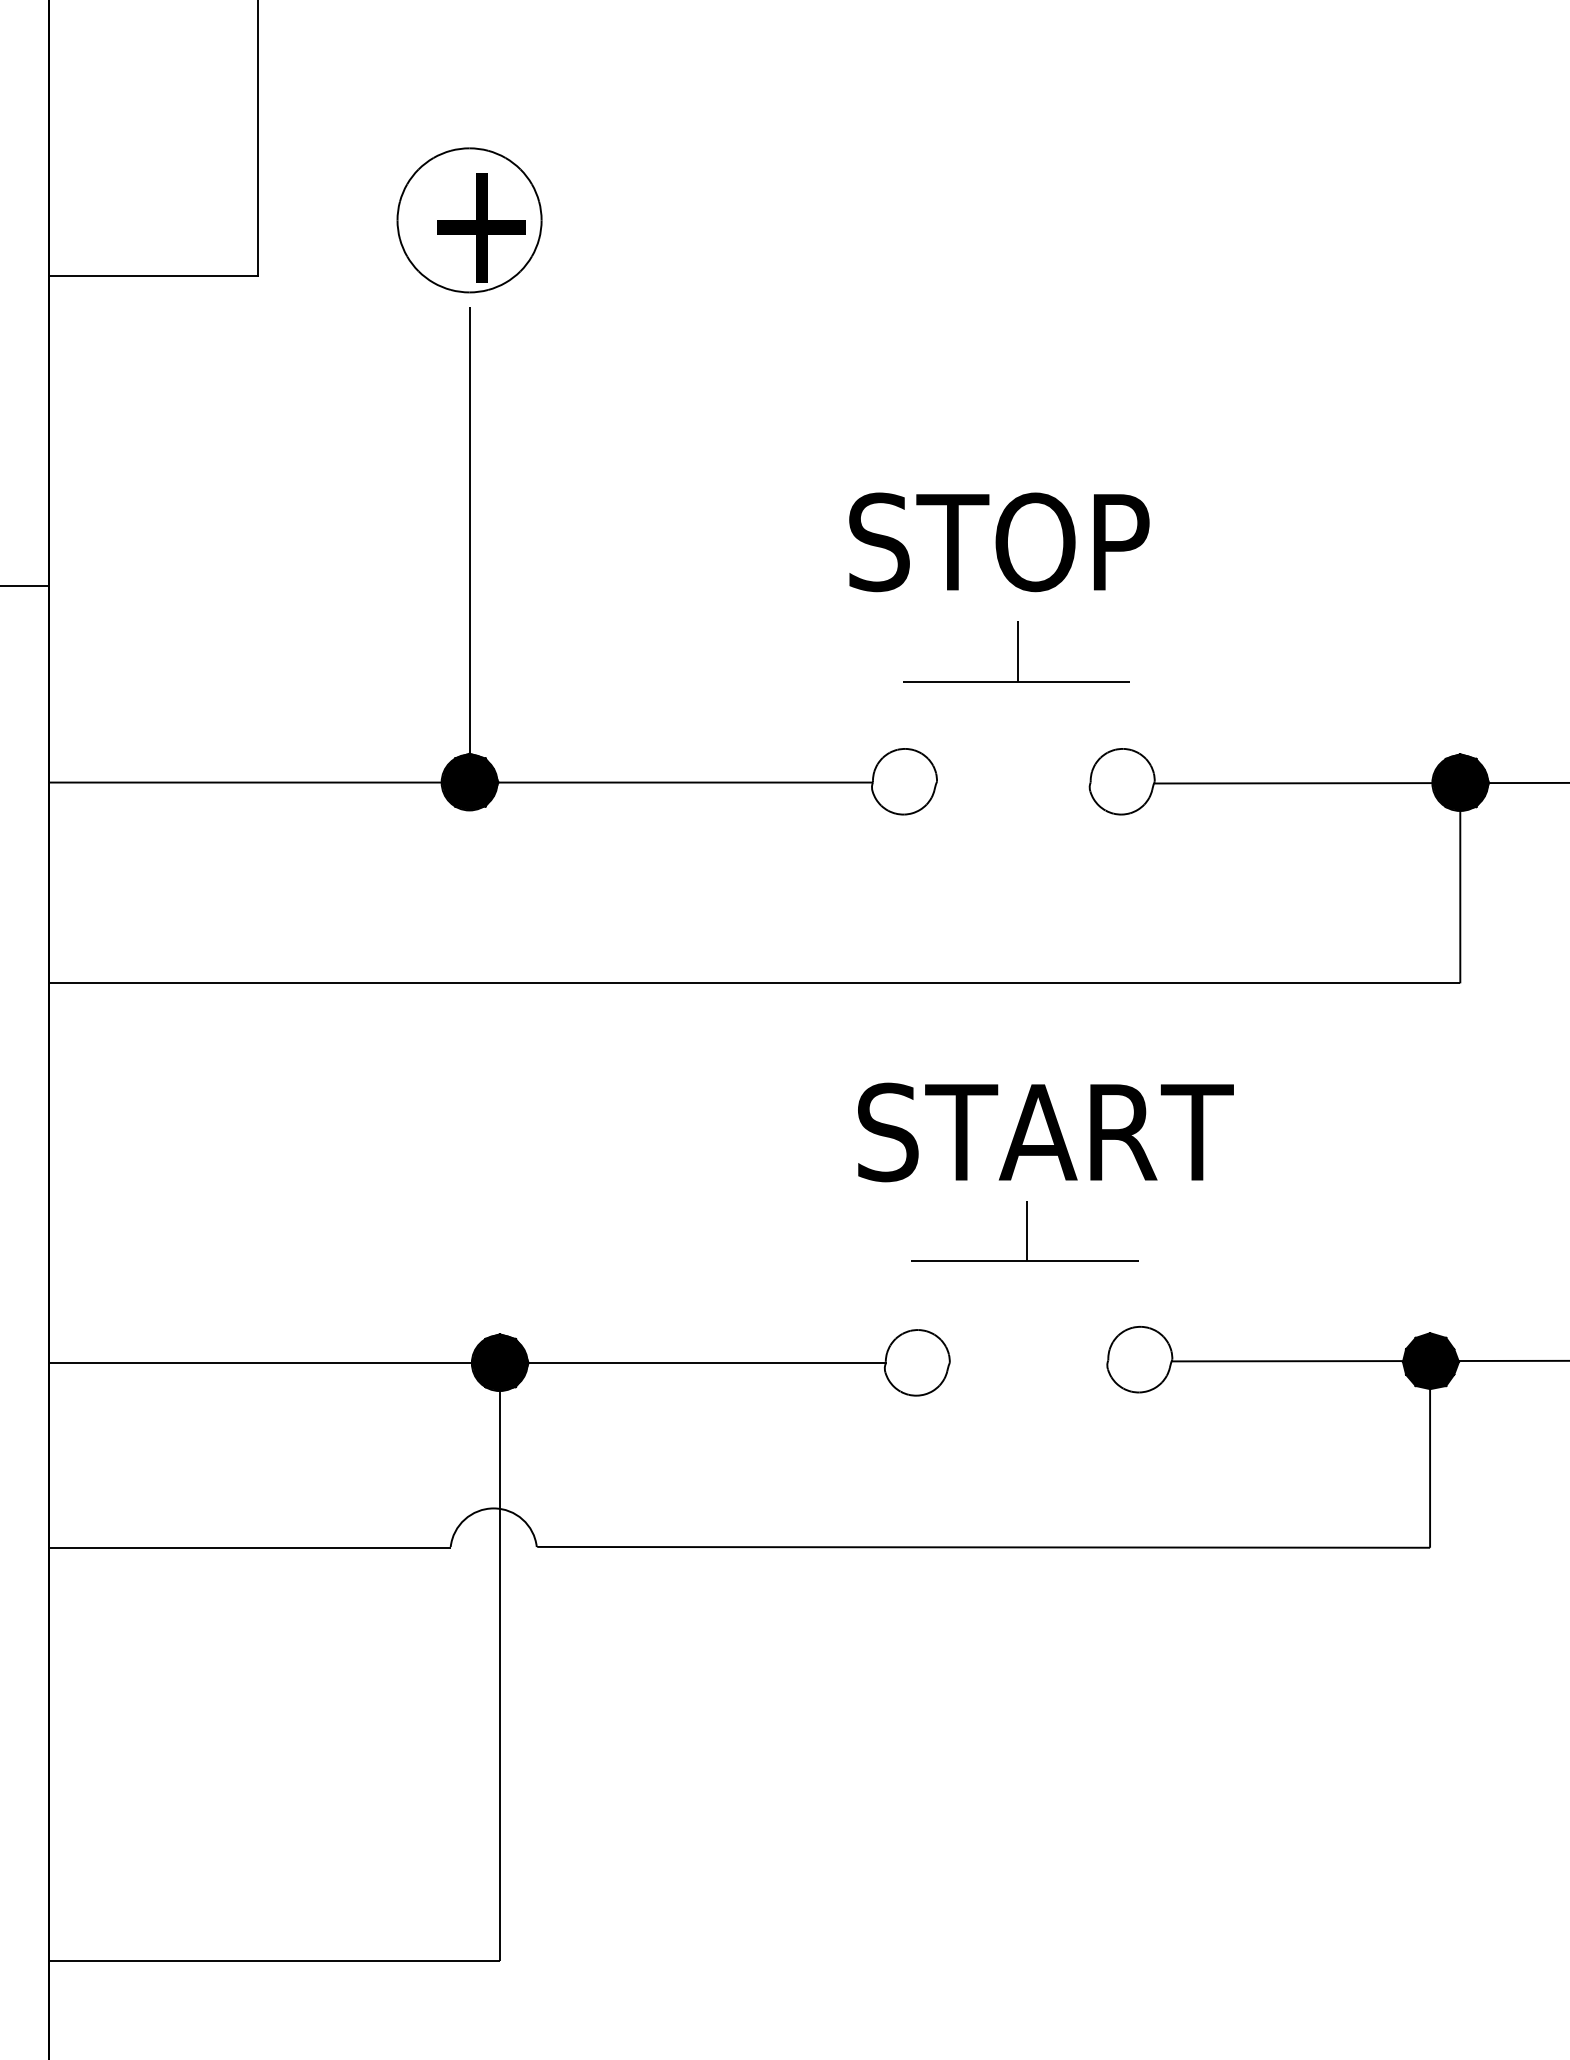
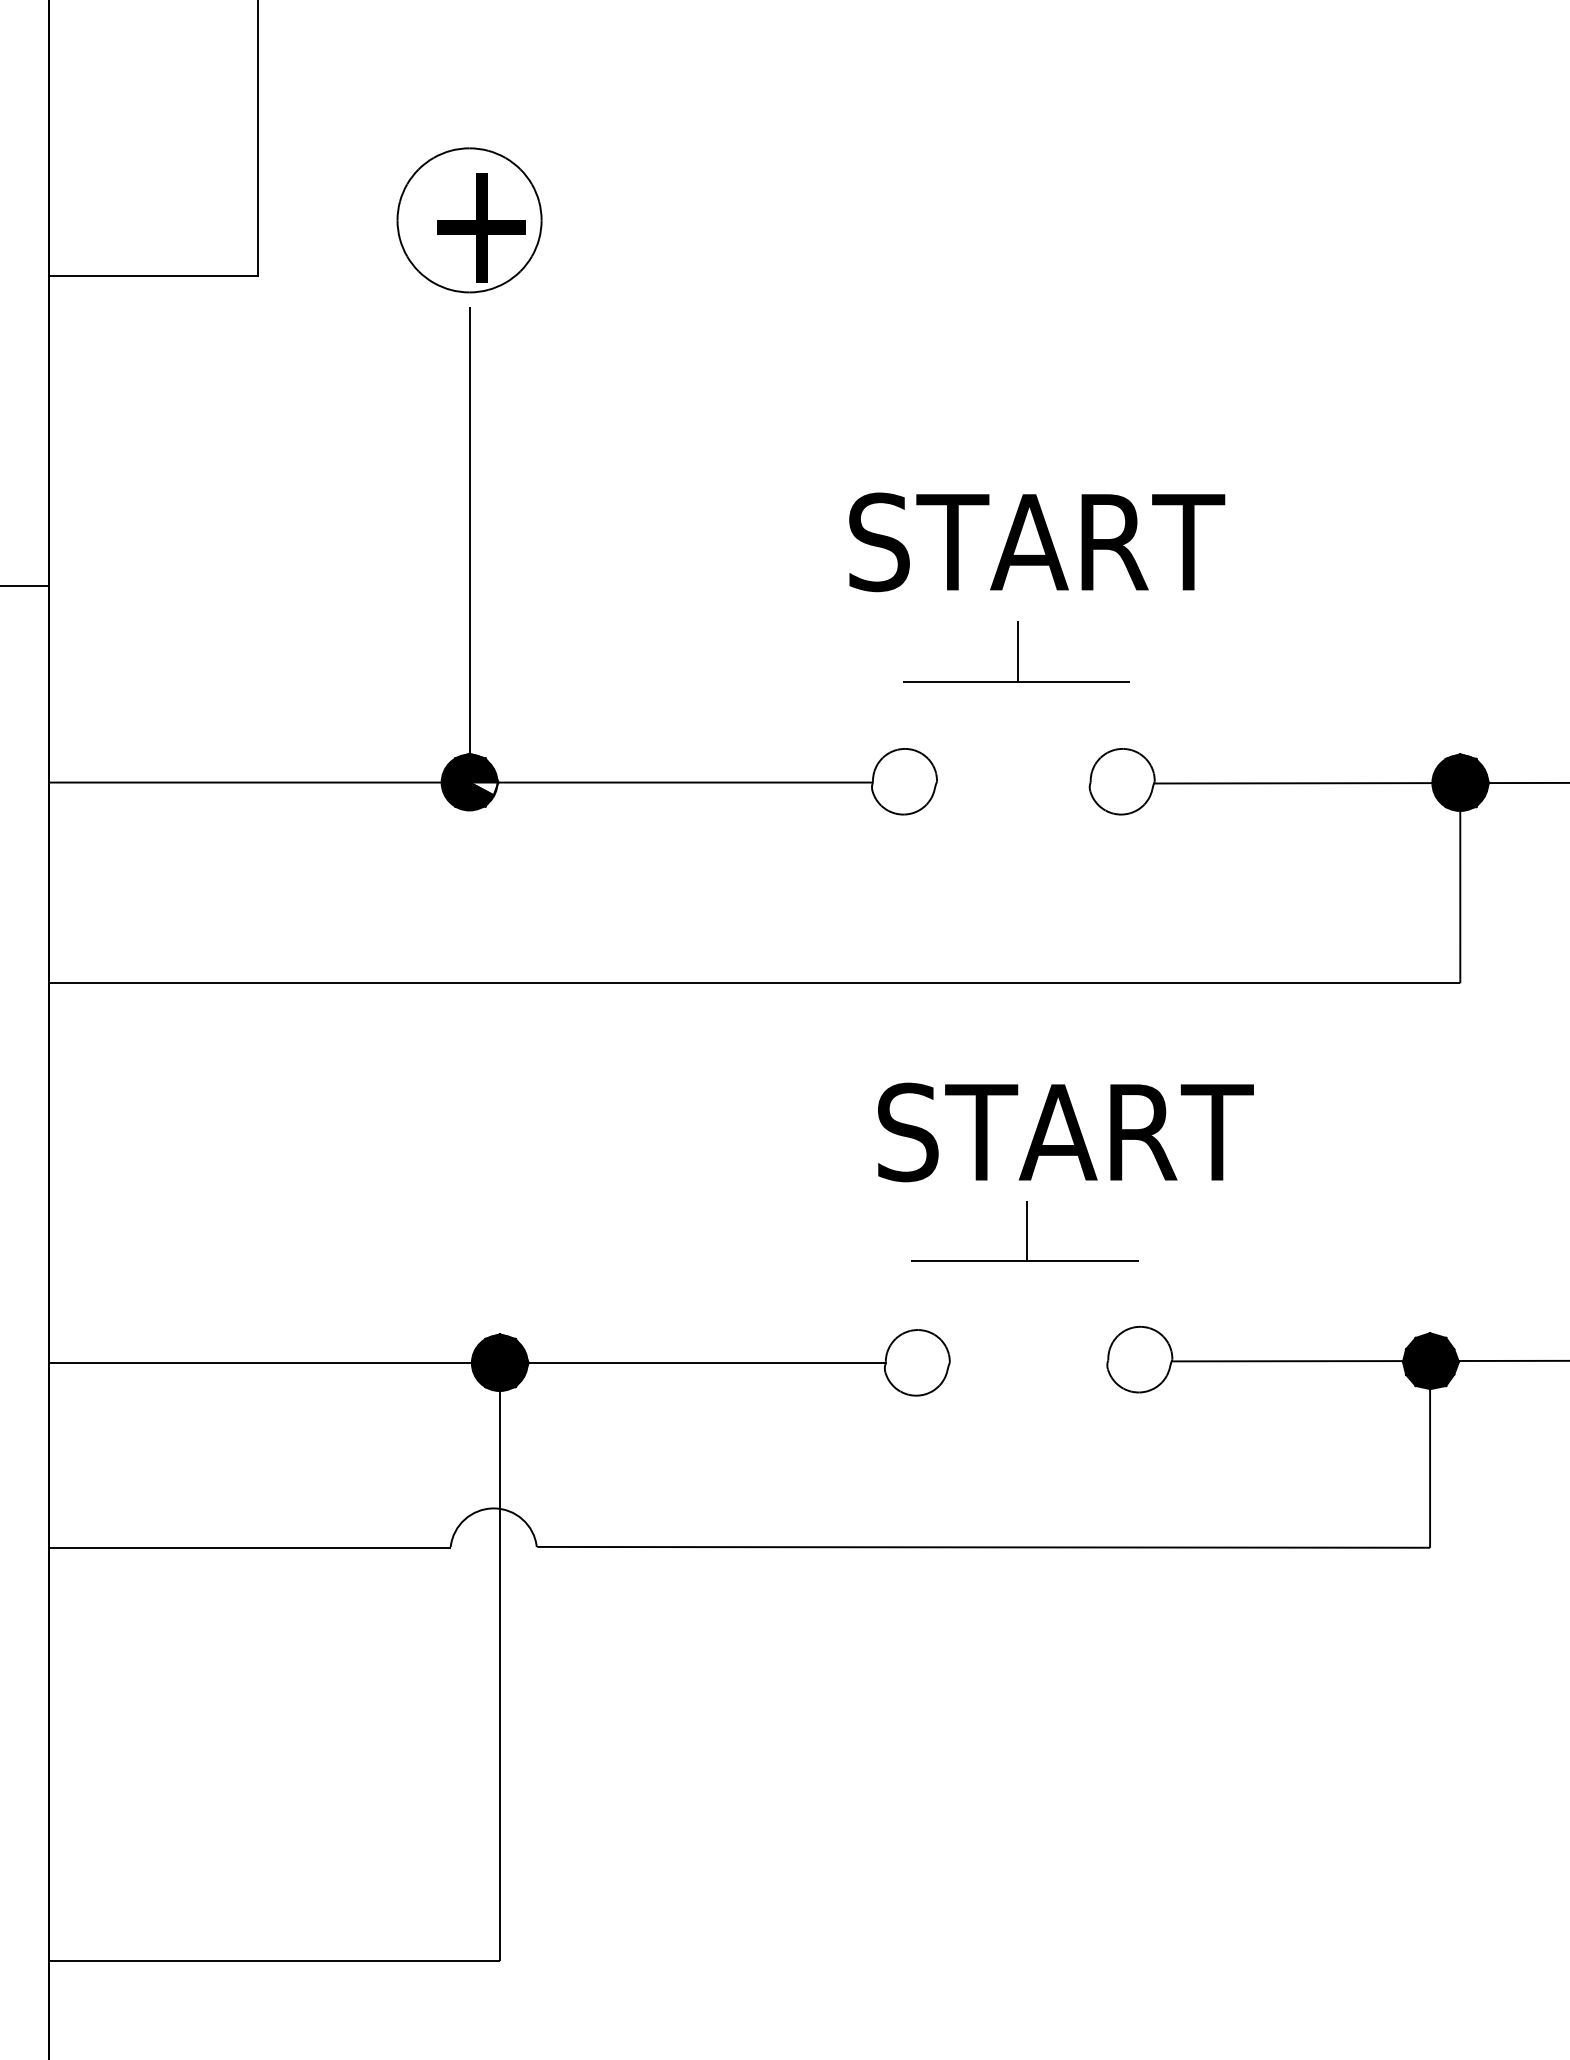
text: STOP -> START (1107, 542)
fill: present -> none (483, 788)
text position: (1045, 1132) -> (1065, 1132) (1065, 1132)
